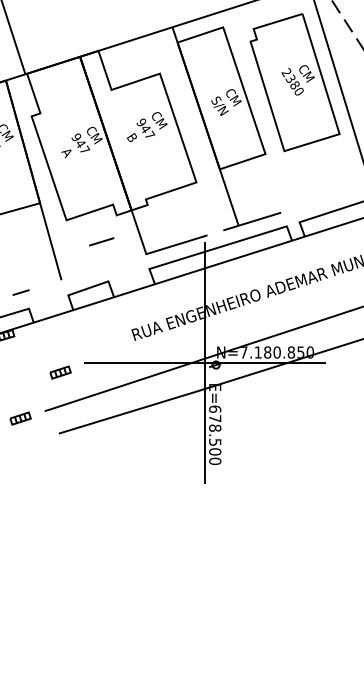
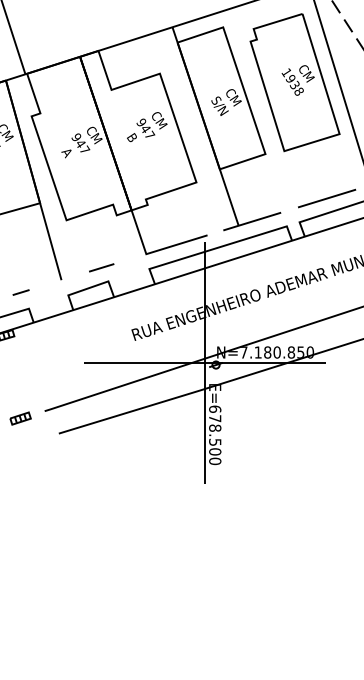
text: 2380 -> 1938 (292, 81)
line: none -> present (327, 198)
line position: (101, 241) -> (101, 267) (101, 267)
part: present -> none (60, 372)
